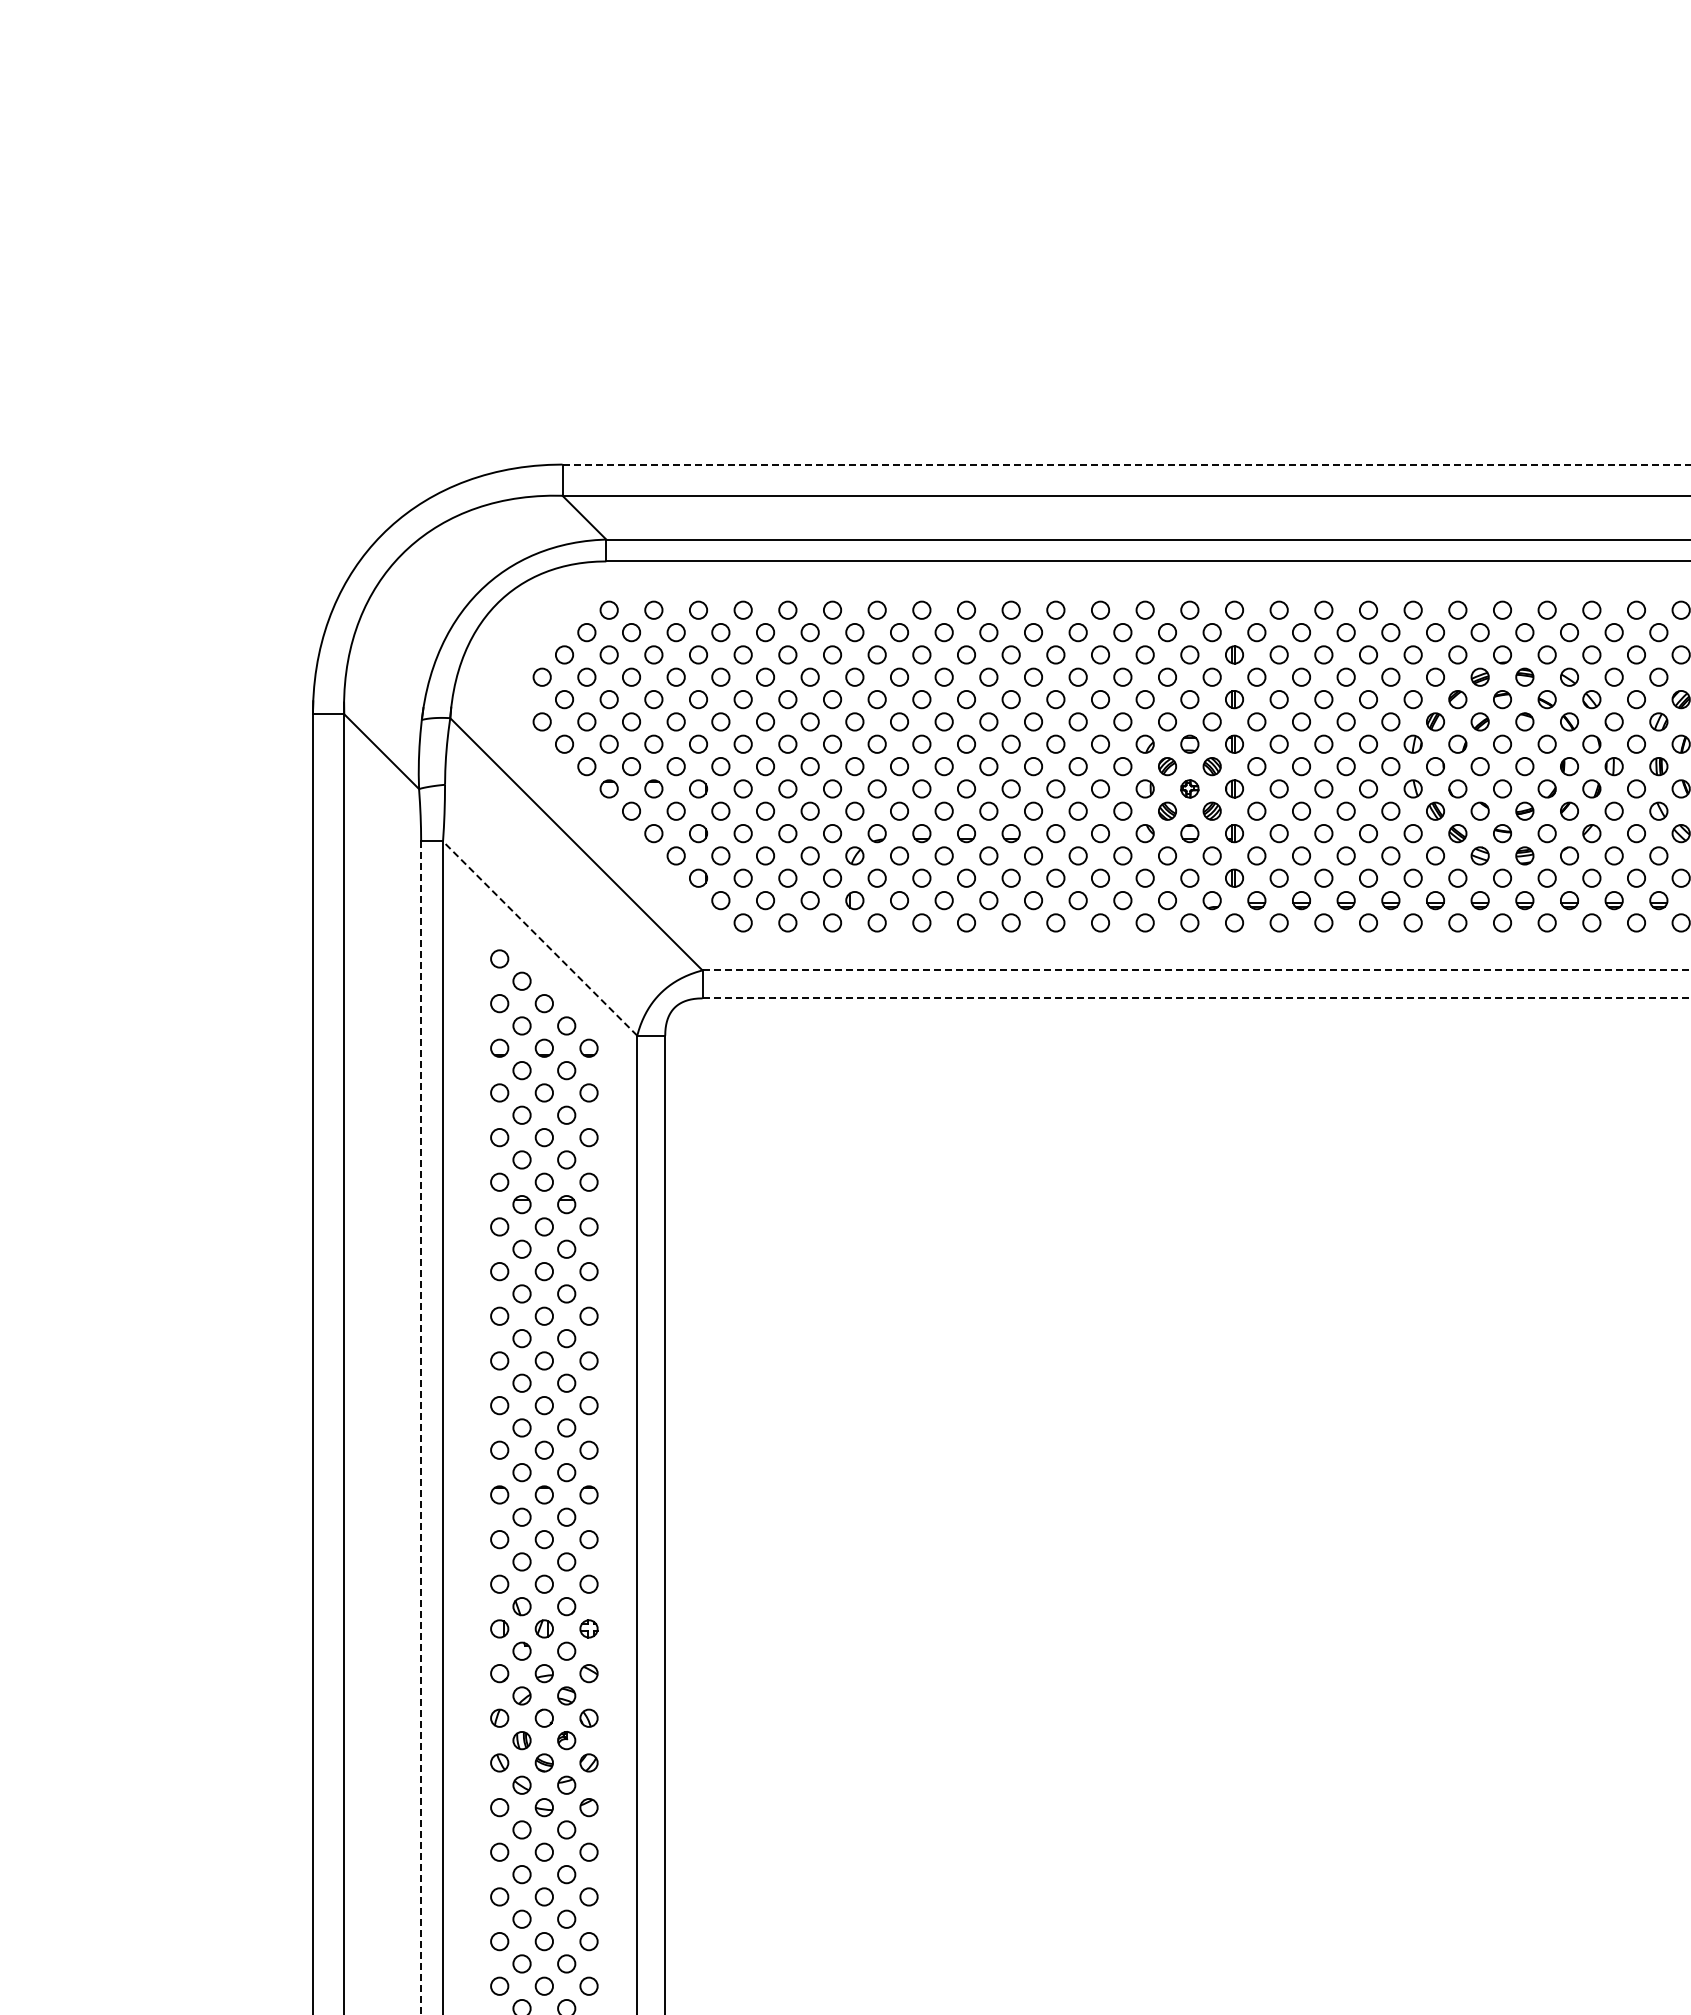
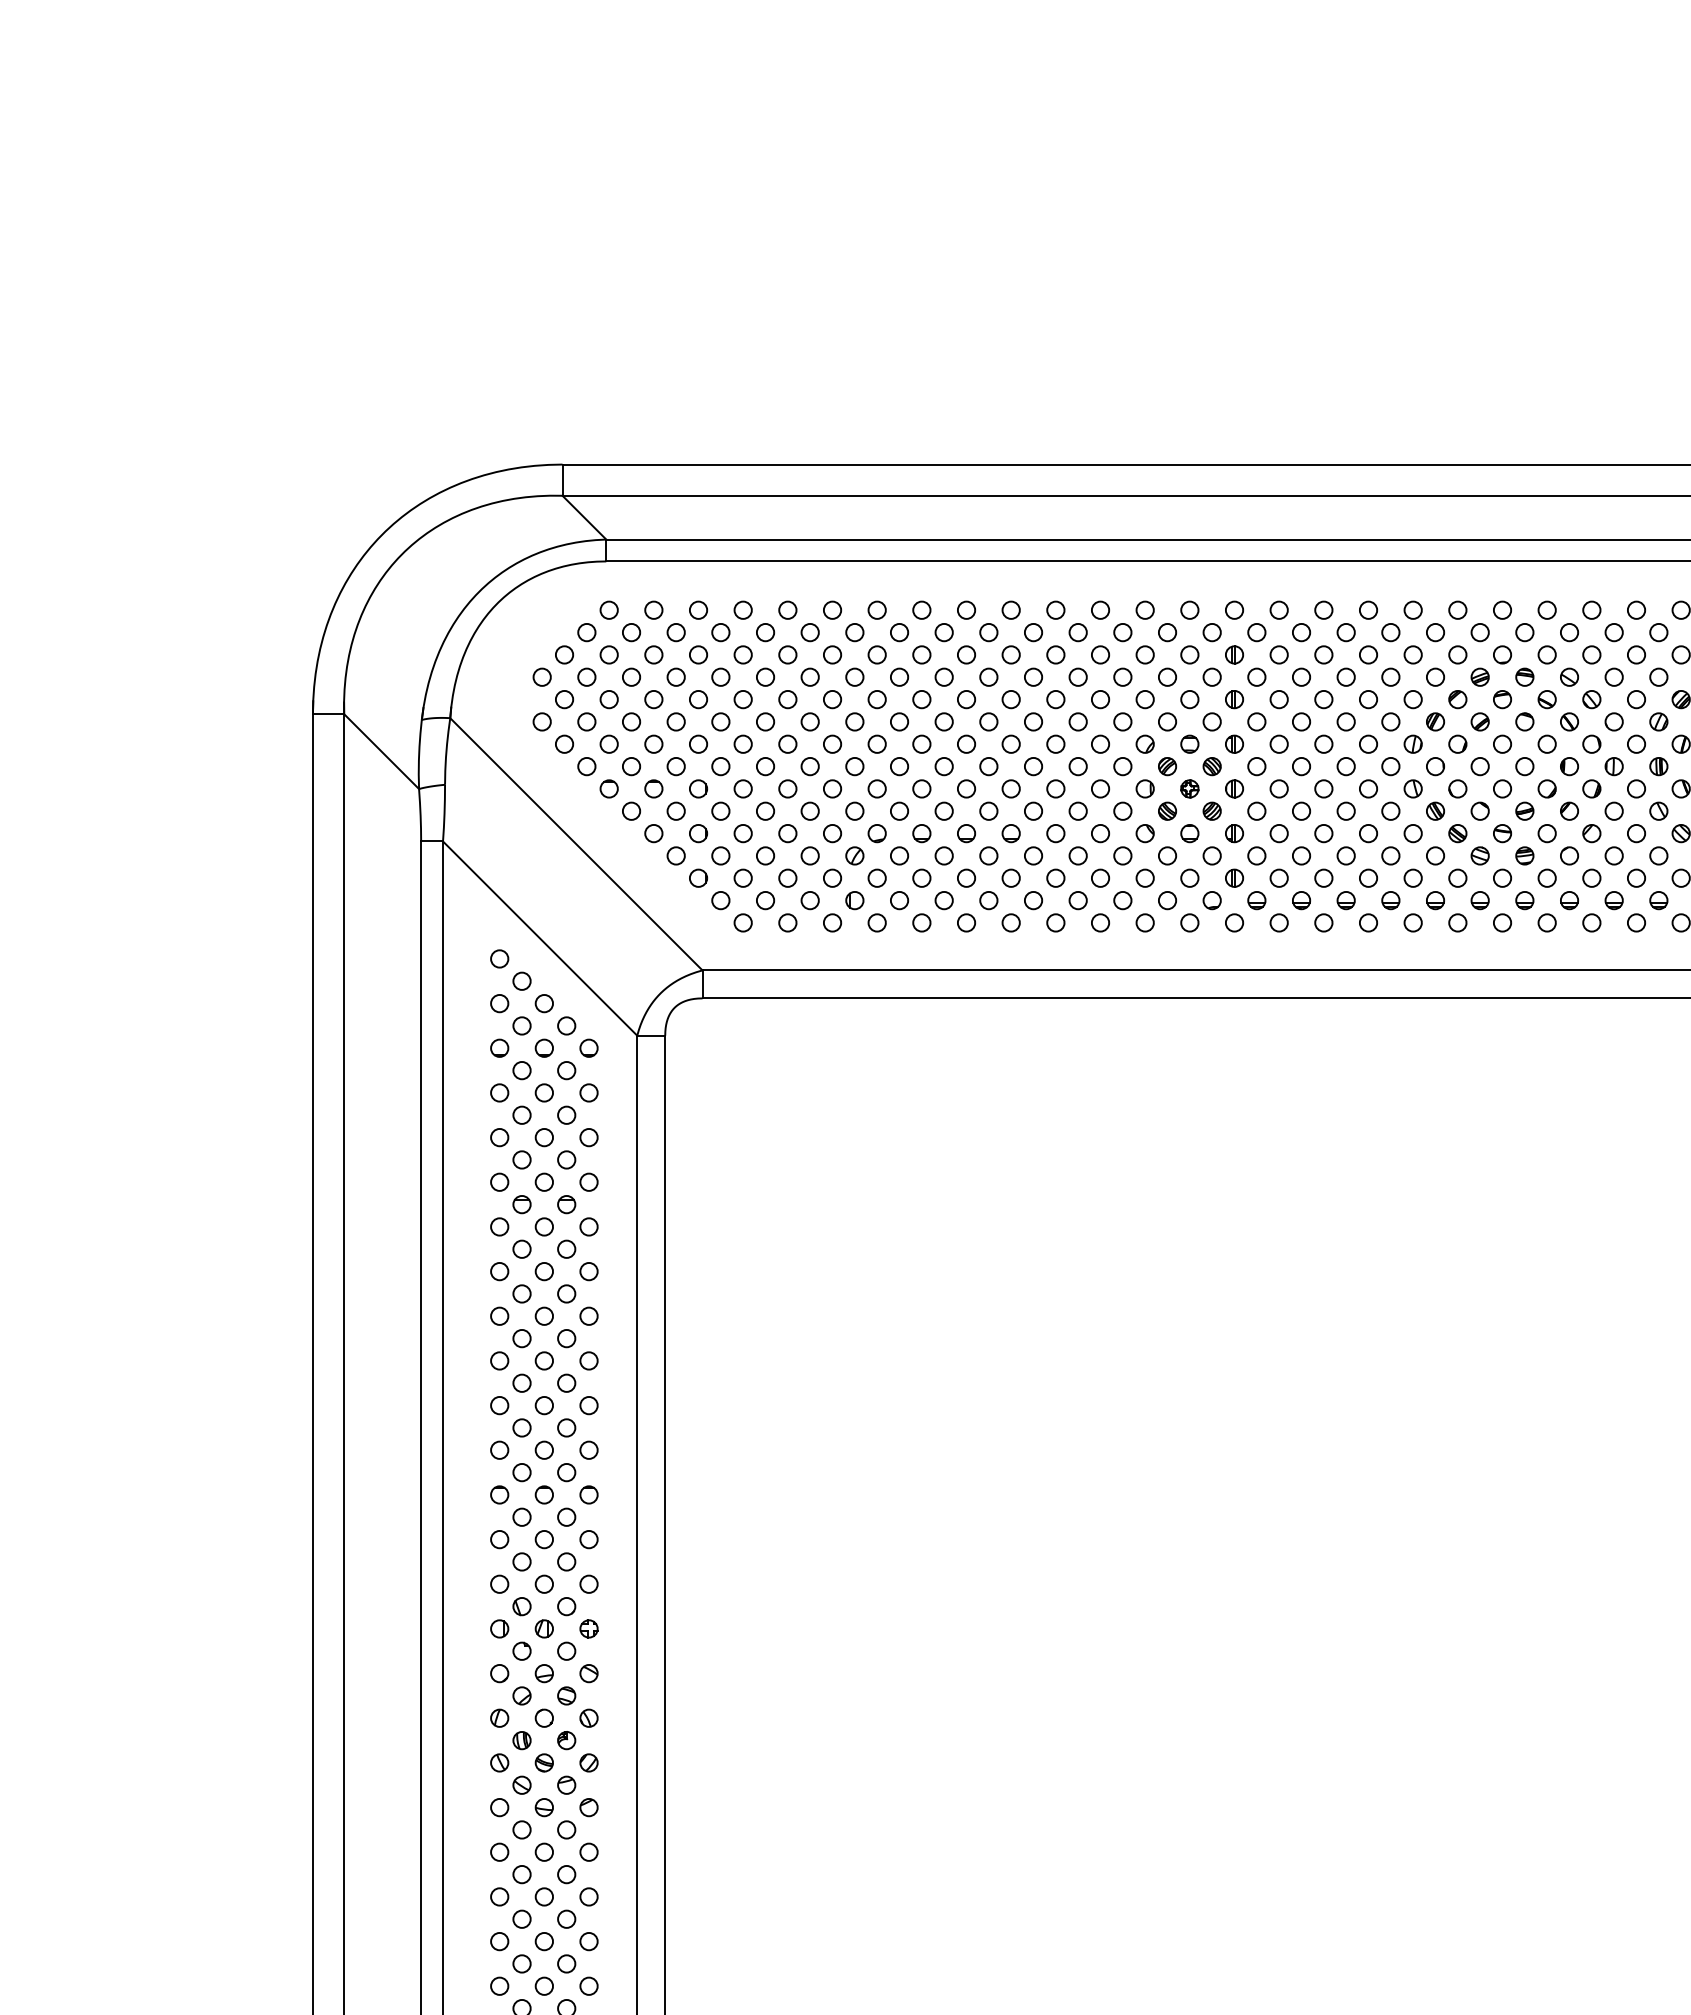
line: dashed -> solid (1127, 464)
line: dashed -> solid (539, 938)
line: dashed -> solid (1196, 970)
line: dashed -> solid (1196, 998)
line: dashed -> solid (421, 1428)
